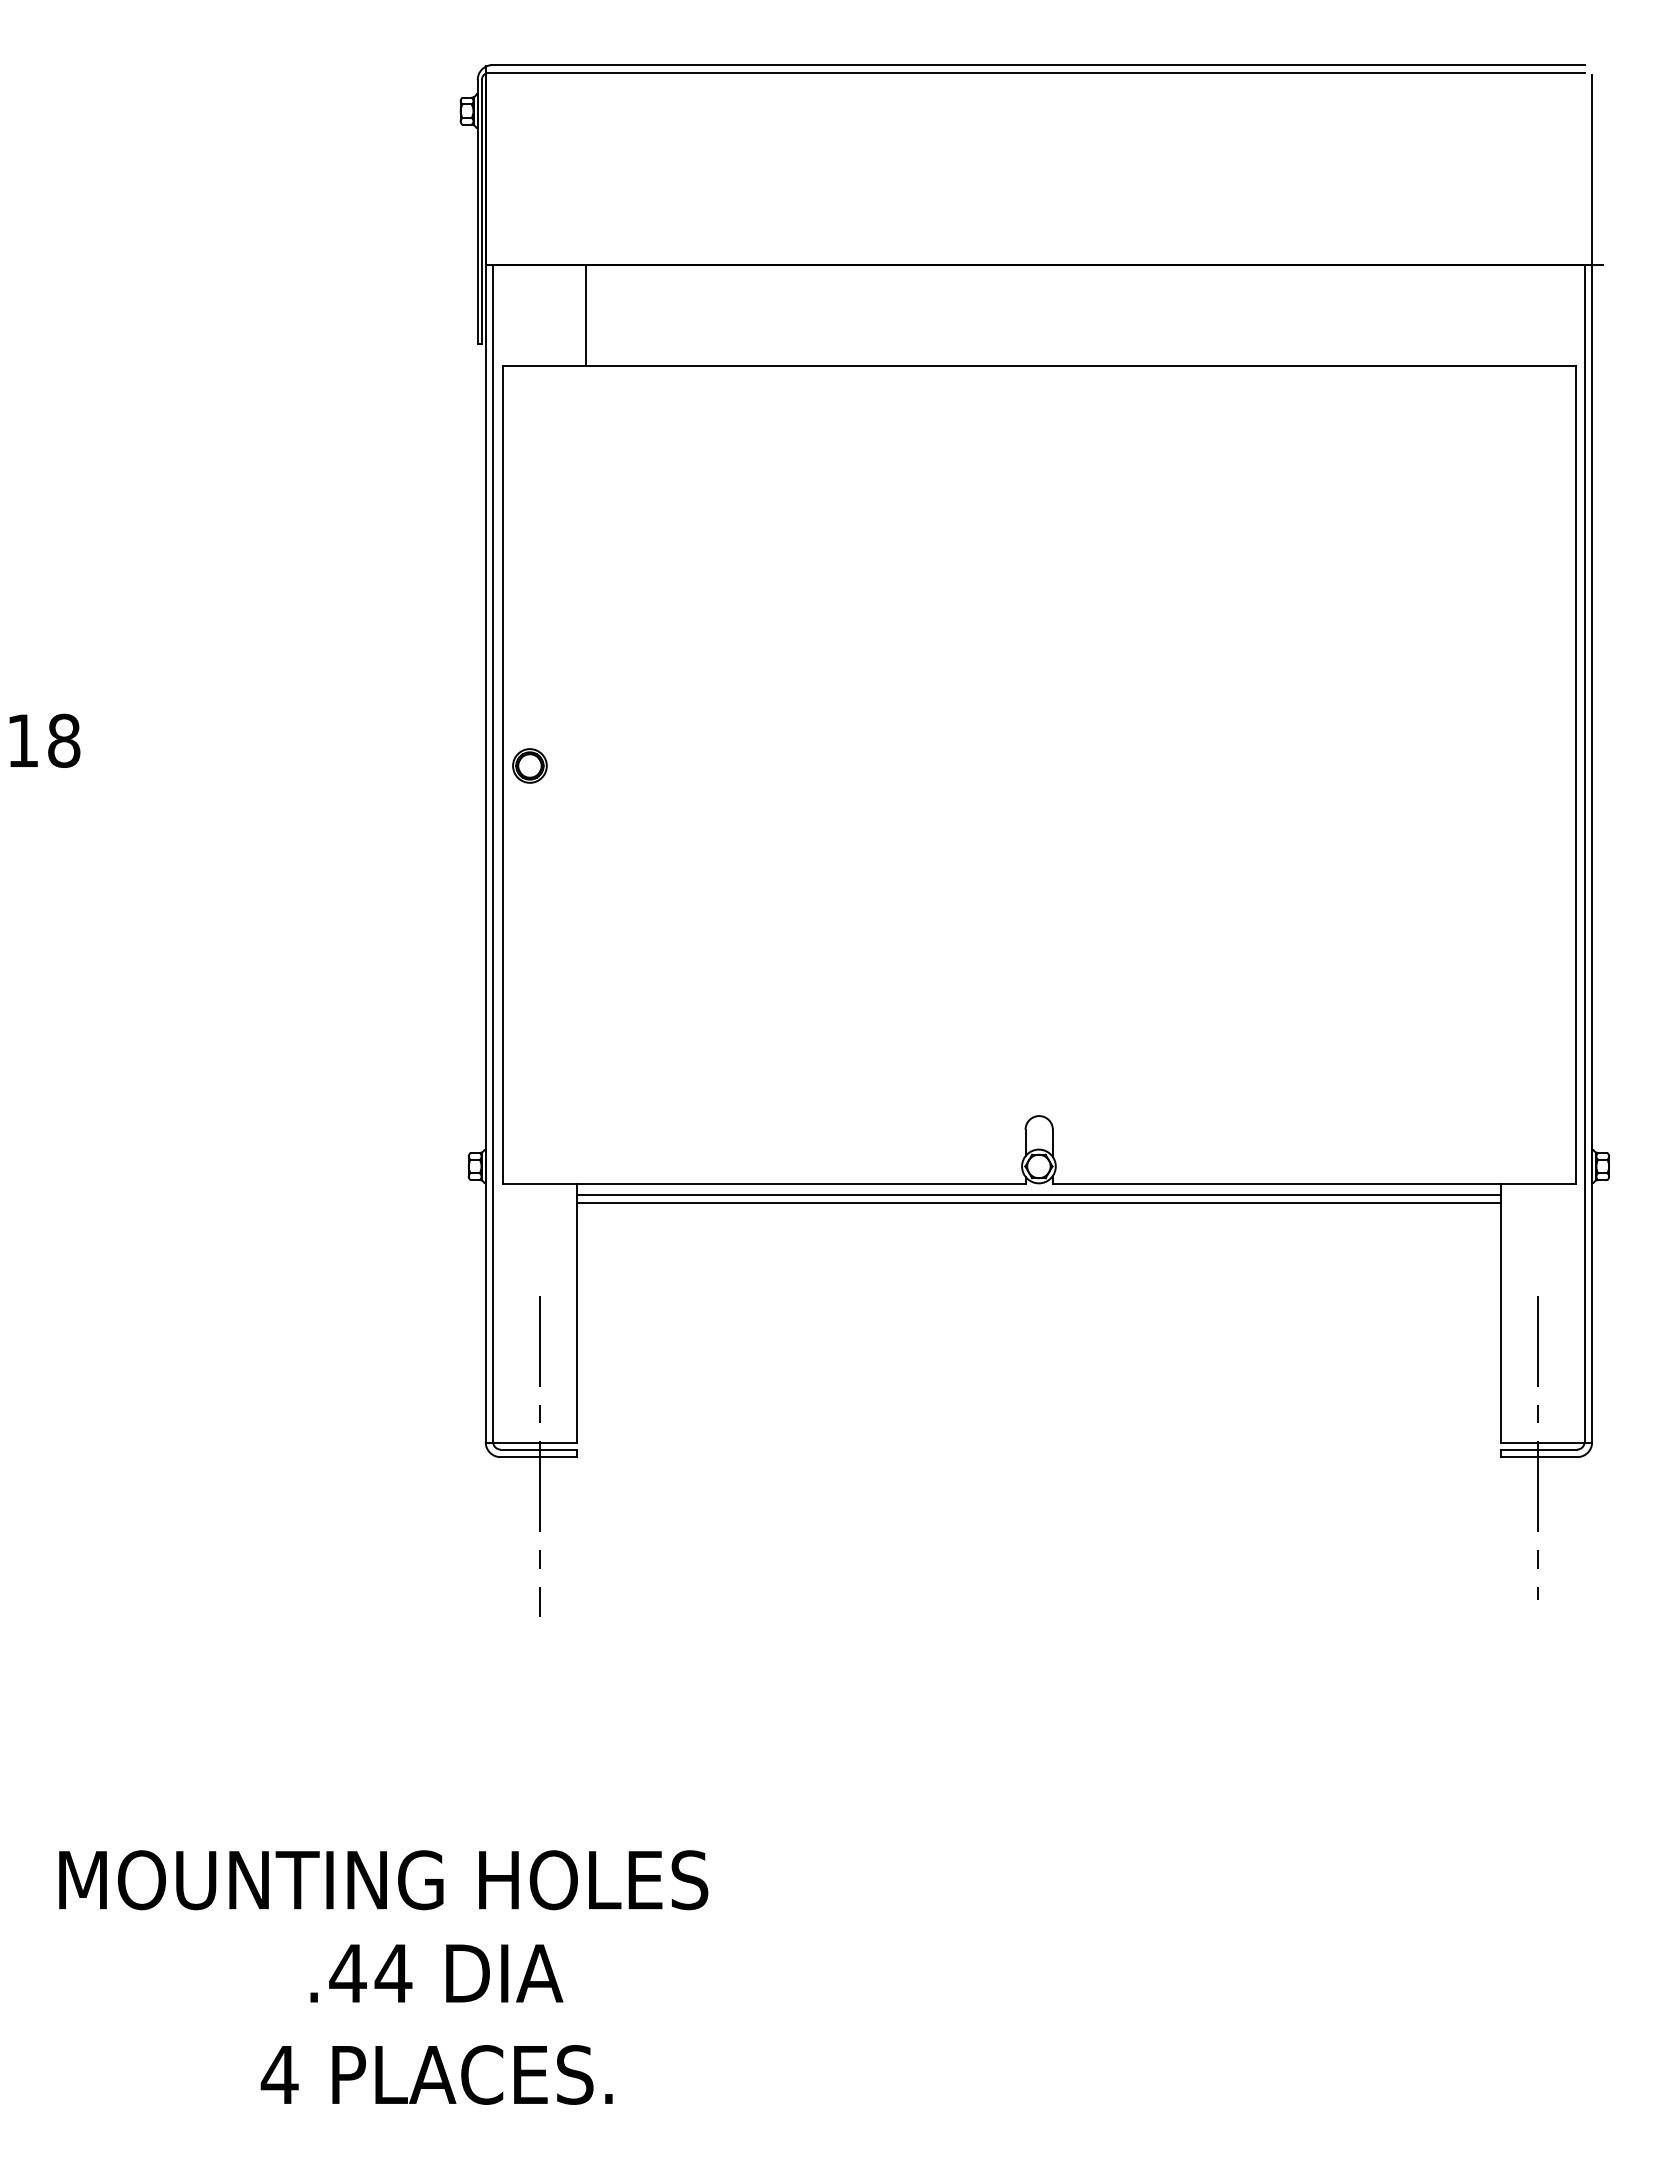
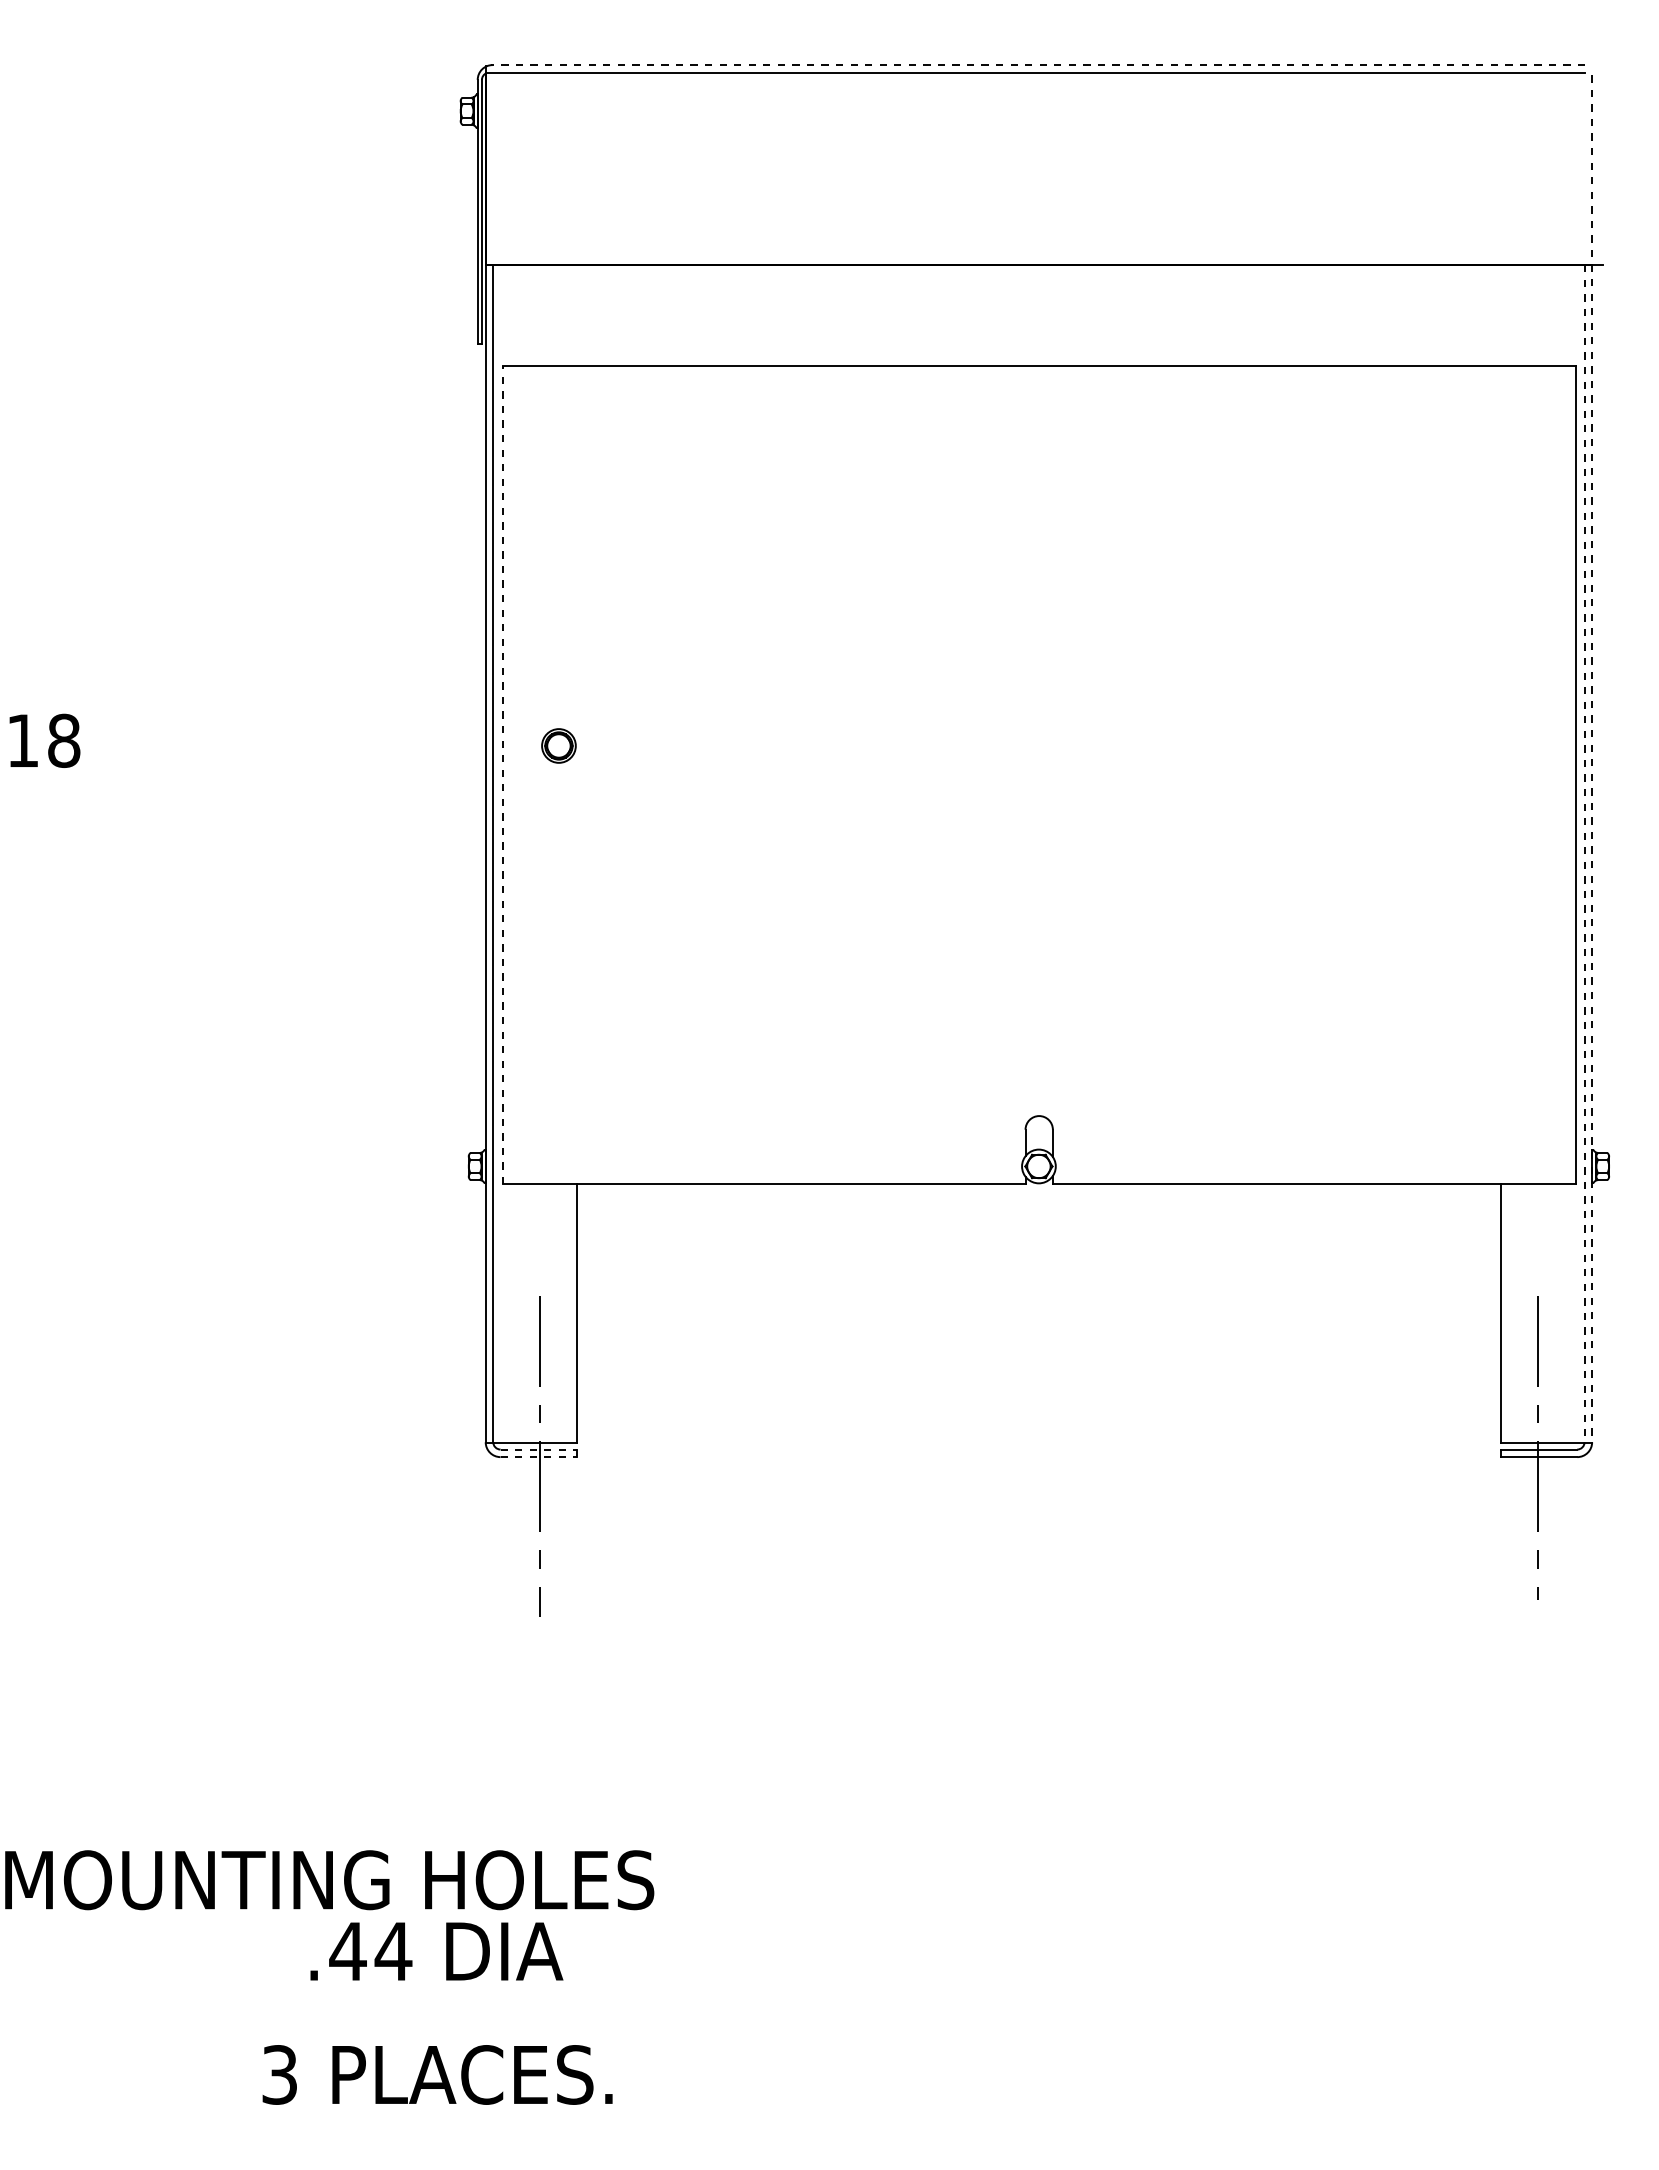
line: solid -> dashed (1038, 65)
line: present -> none (586, 315)
line: solid -> dashed (1592, 758)
part position: (529, 765) -> (558, 745) (558, 745)
line: solid -> dashed (502, 774)
line: solid -> dashed (1584, 853)
line: present -> none (1038, 1194)
line: present -> none (1038, 1202)
line: solid -> dashed (539, 1449)
line: solid -> dashed (539, 1457)
text position: (383, 1880) -> (329, 1880) (329, 1880)
text position: (436, 1973) -> (436, 1951) (436, 1951)
text: 4 -> 3 (279, 2074)
